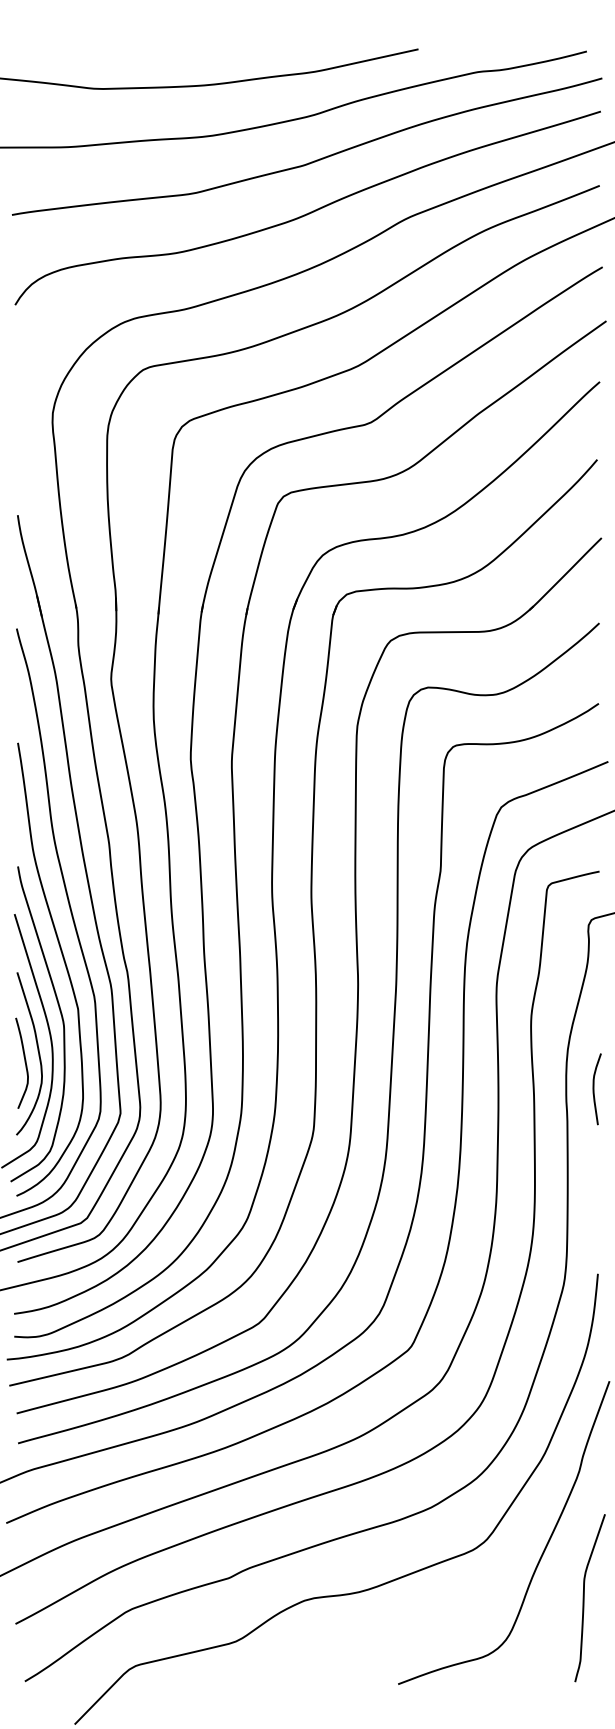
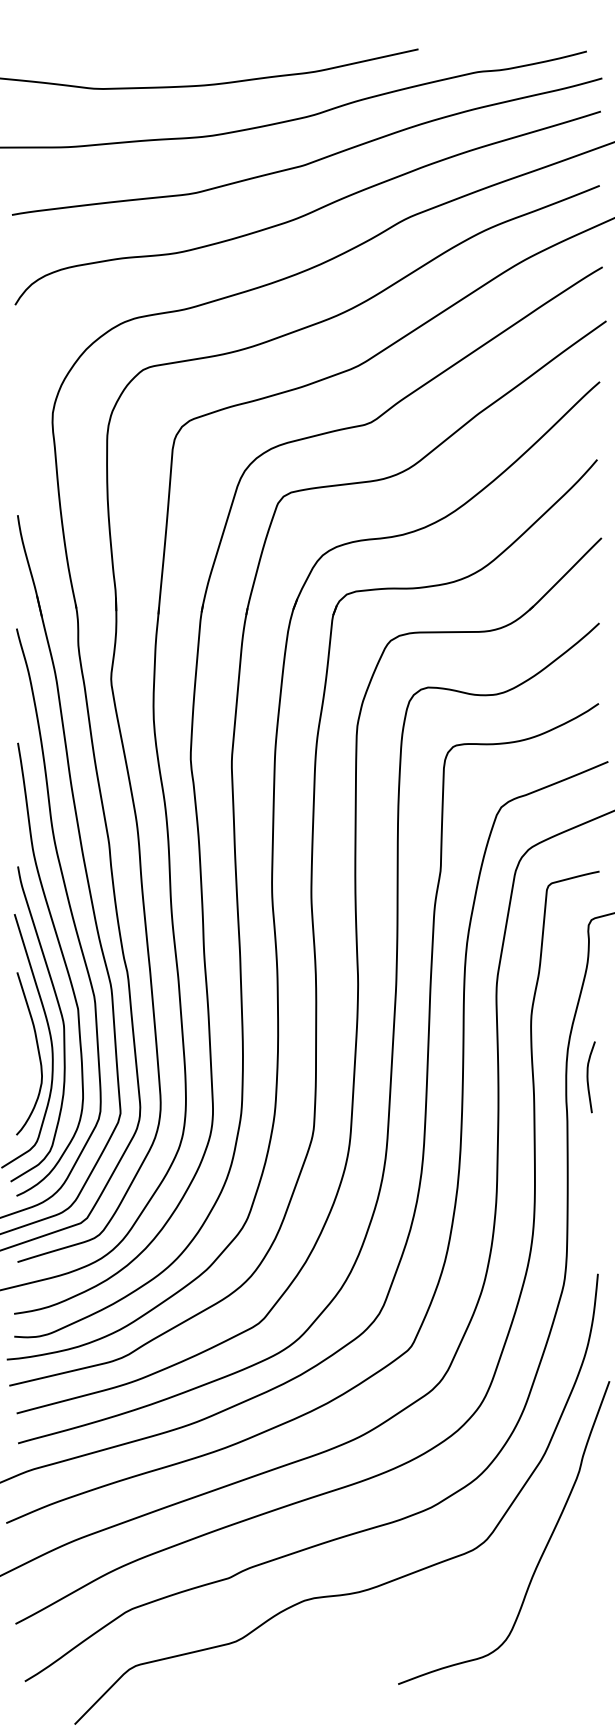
curve: present -> none (24, 1062)
curve position: (594, 1089) -> (588, 1077) (588, 1077)
curve: present -> none (584, 1598)
